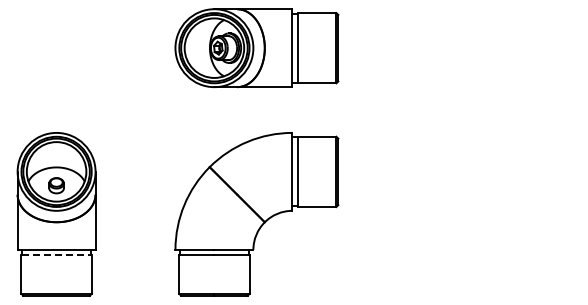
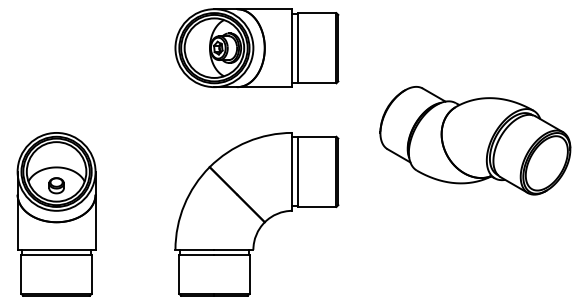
part: none -> present (475, 140)
line: dashed -> solid (57, 255)
